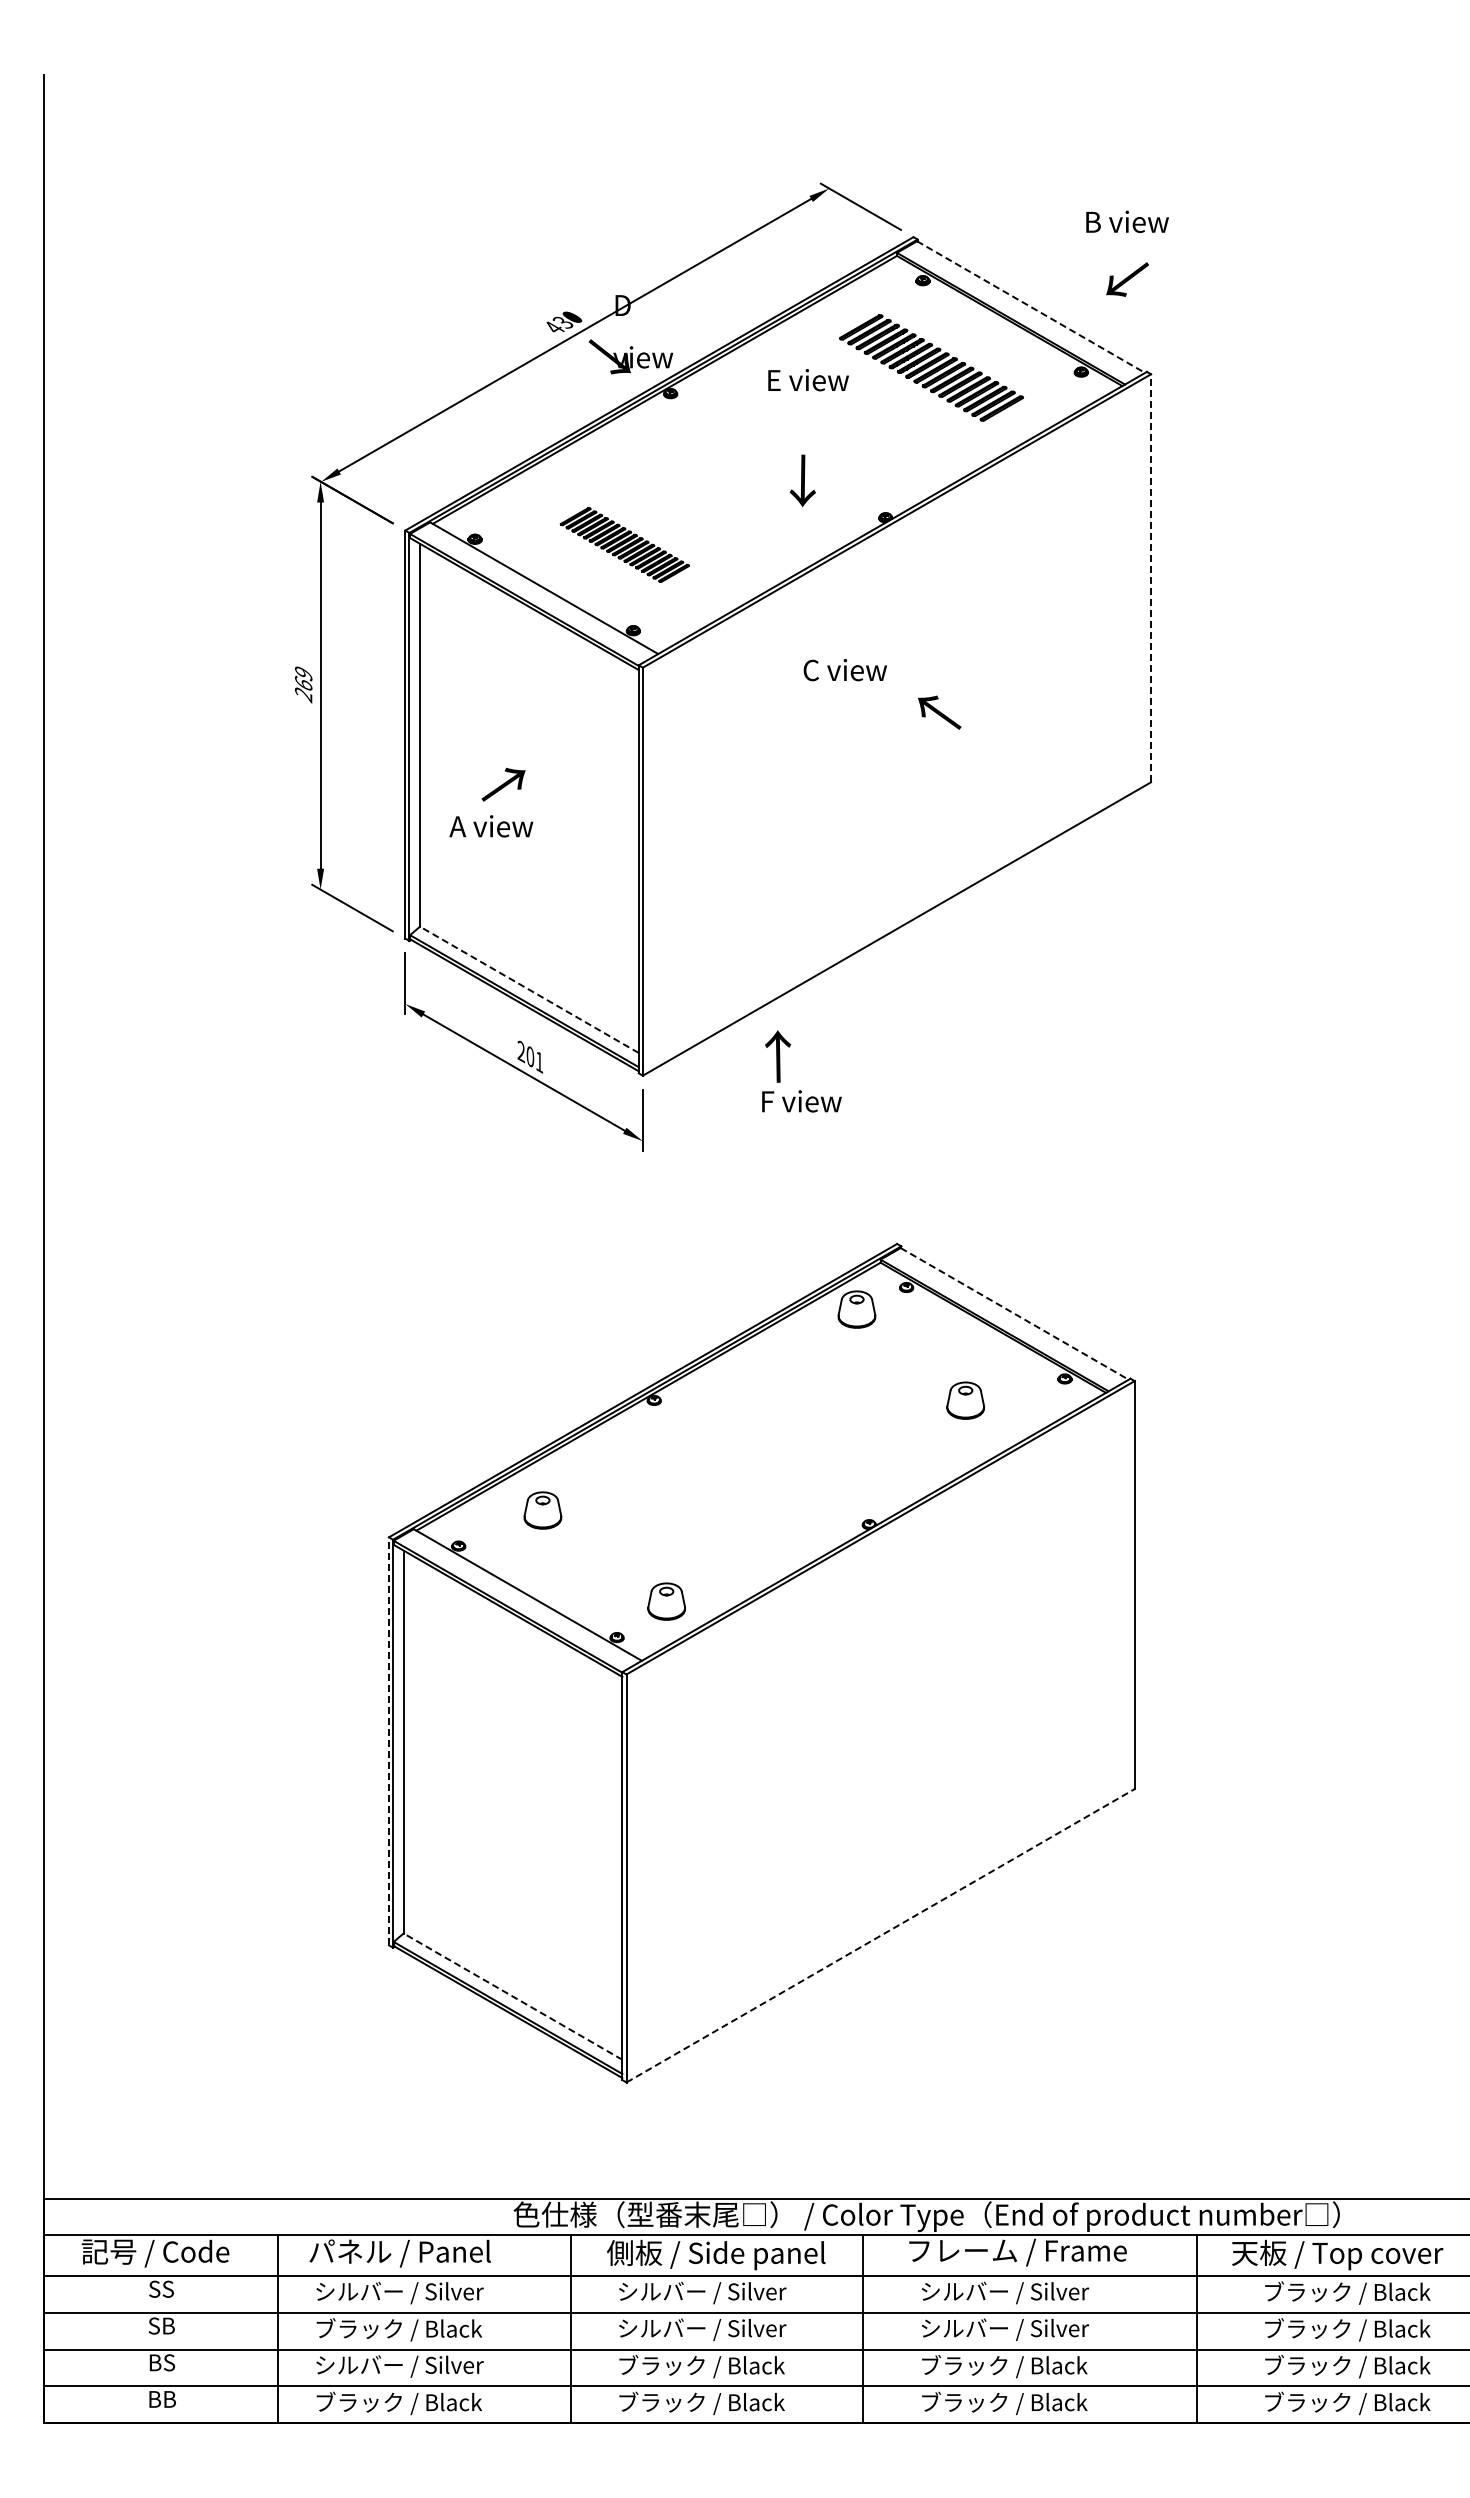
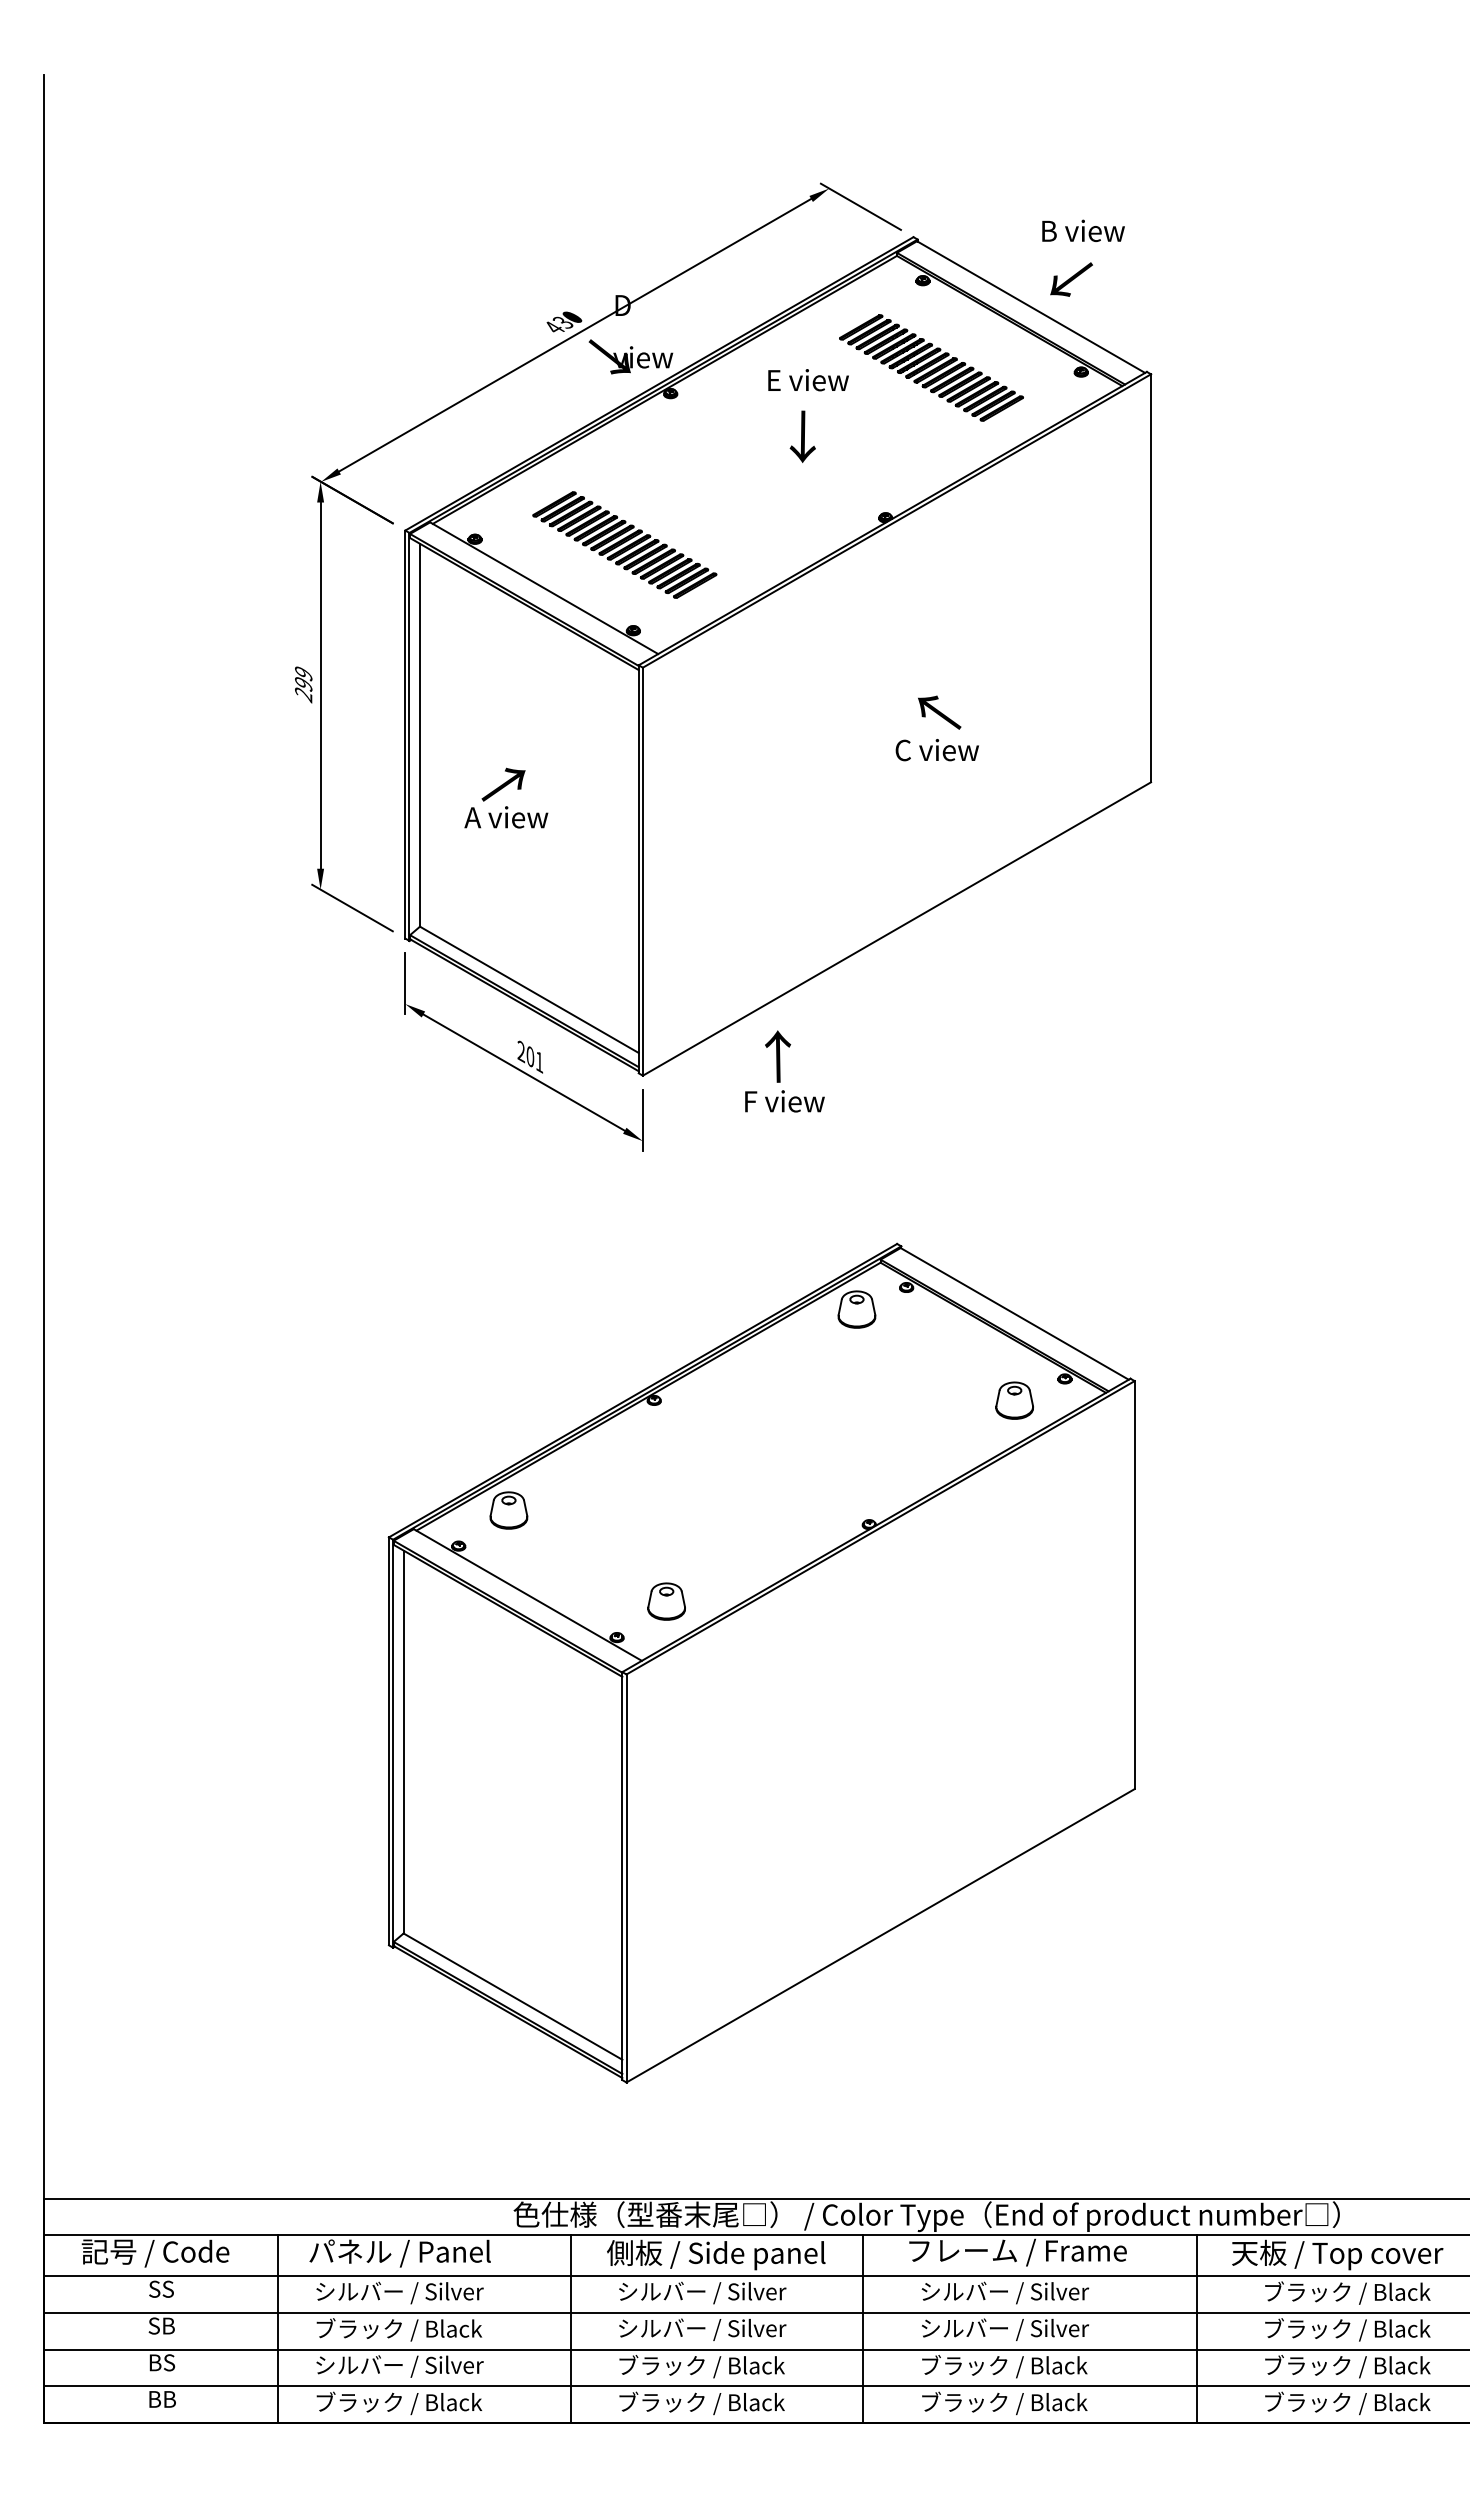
text position: (1127, 221) -> (1083, 230) (1083, 230)
text position: (1127, 279) -> (1071, 279) (1071, 279)
line: dashed -> solid (1031, 307)
text position: (802, 480) -> (802, 436) (802, 436)
part size: 131x76 px -> 186x108 px (624, 544)
line: dashed -> solid (1151, 577)
text position: (844, 670) -> (936, 750) (936, 750)
text: 269 -> 299 (303, 683)
text position: (491, 826) -> (506, 817) (506, 817)
line: dashed -> solid (528, 989)
text position: (801, 1101) -> (784, 1101) (784, 1101)
line: dashed -> solid (1014, 1313)
part position: (965, 1400) -> (1014, 1400) (1014, 1400)
part position: (542, 1510) -> (508, 1510) (508, 1510)
line: dashed -> solid (388, 1740)
line: dashed -> solid (881, 1935)
line: dashed -> solid (512, 1996)
